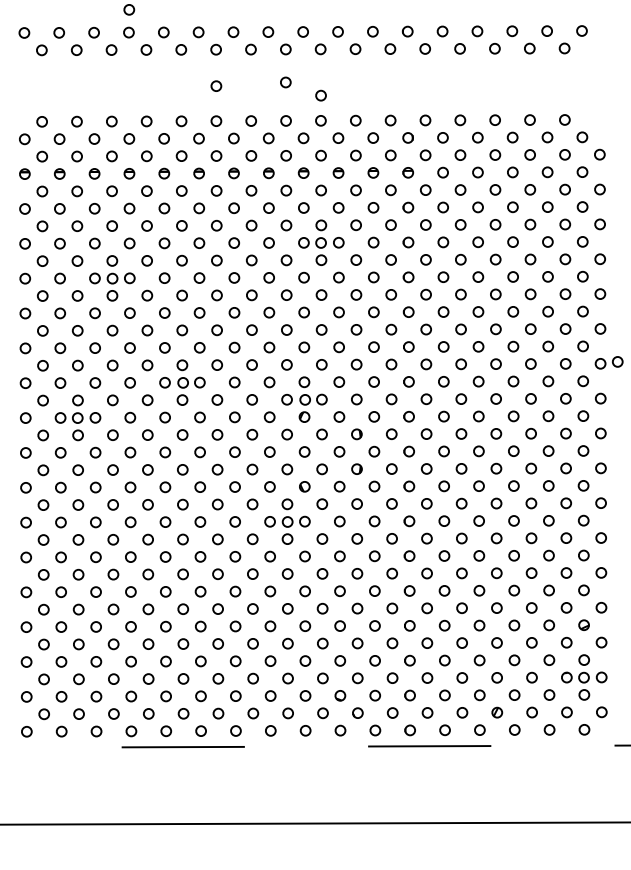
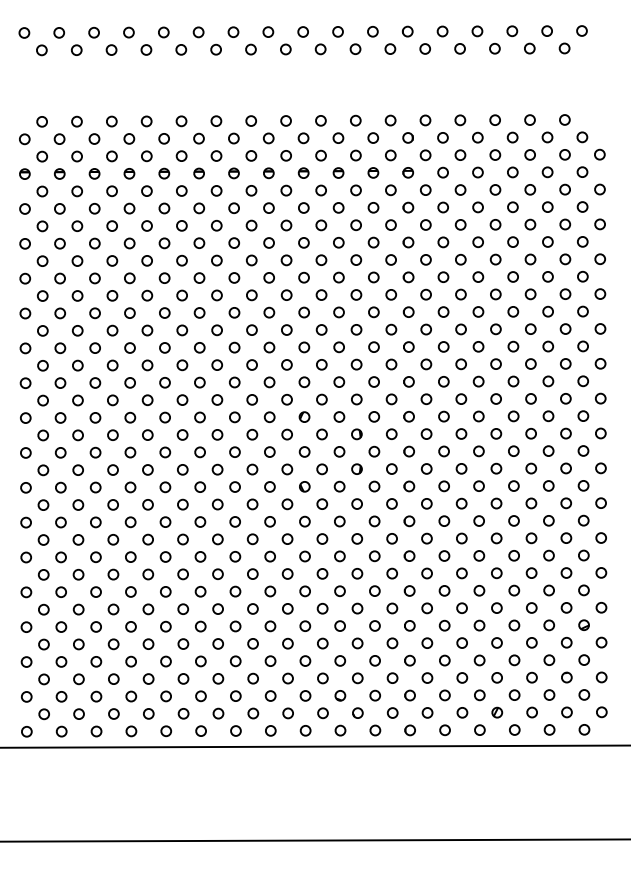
circle: present -> none (129, 9)
circle: present -> none (285, 82)
circle: present -> none (216, 85)
circle: present -> none (320, 95)
circle: present -> none (320, 242)
circle: present -> none (112, 278)
circle: present -> none (617, 361)
circle: present -> none (182, 382)
circle: present -> none (304, 399)
circle: present -> none (77, 417)
circle: present -> none (287, 521)
circle: present -> none (583, 677)
line: dashed -> solid (315, 746)
line position: (314, 823) -> (314, 840) (314, 840)
